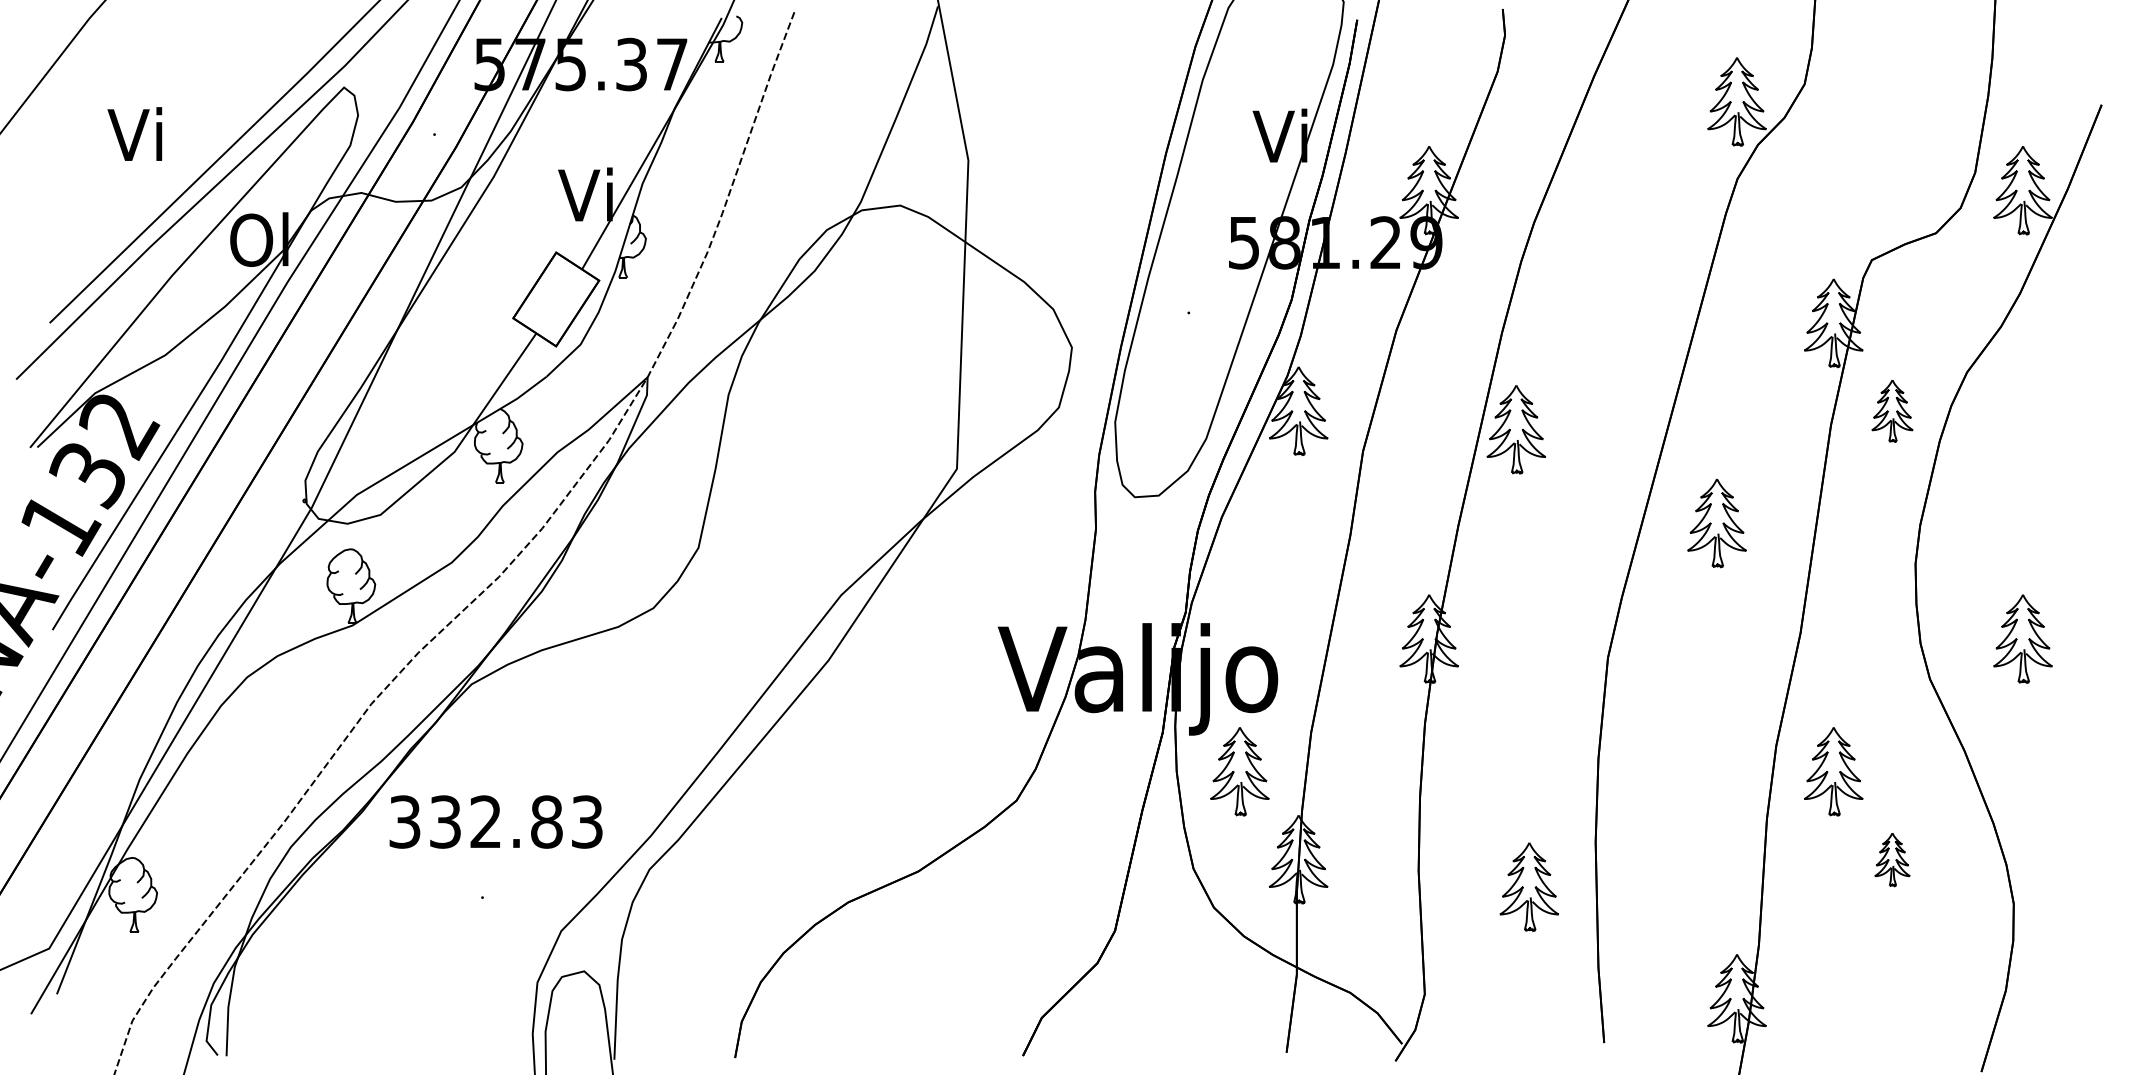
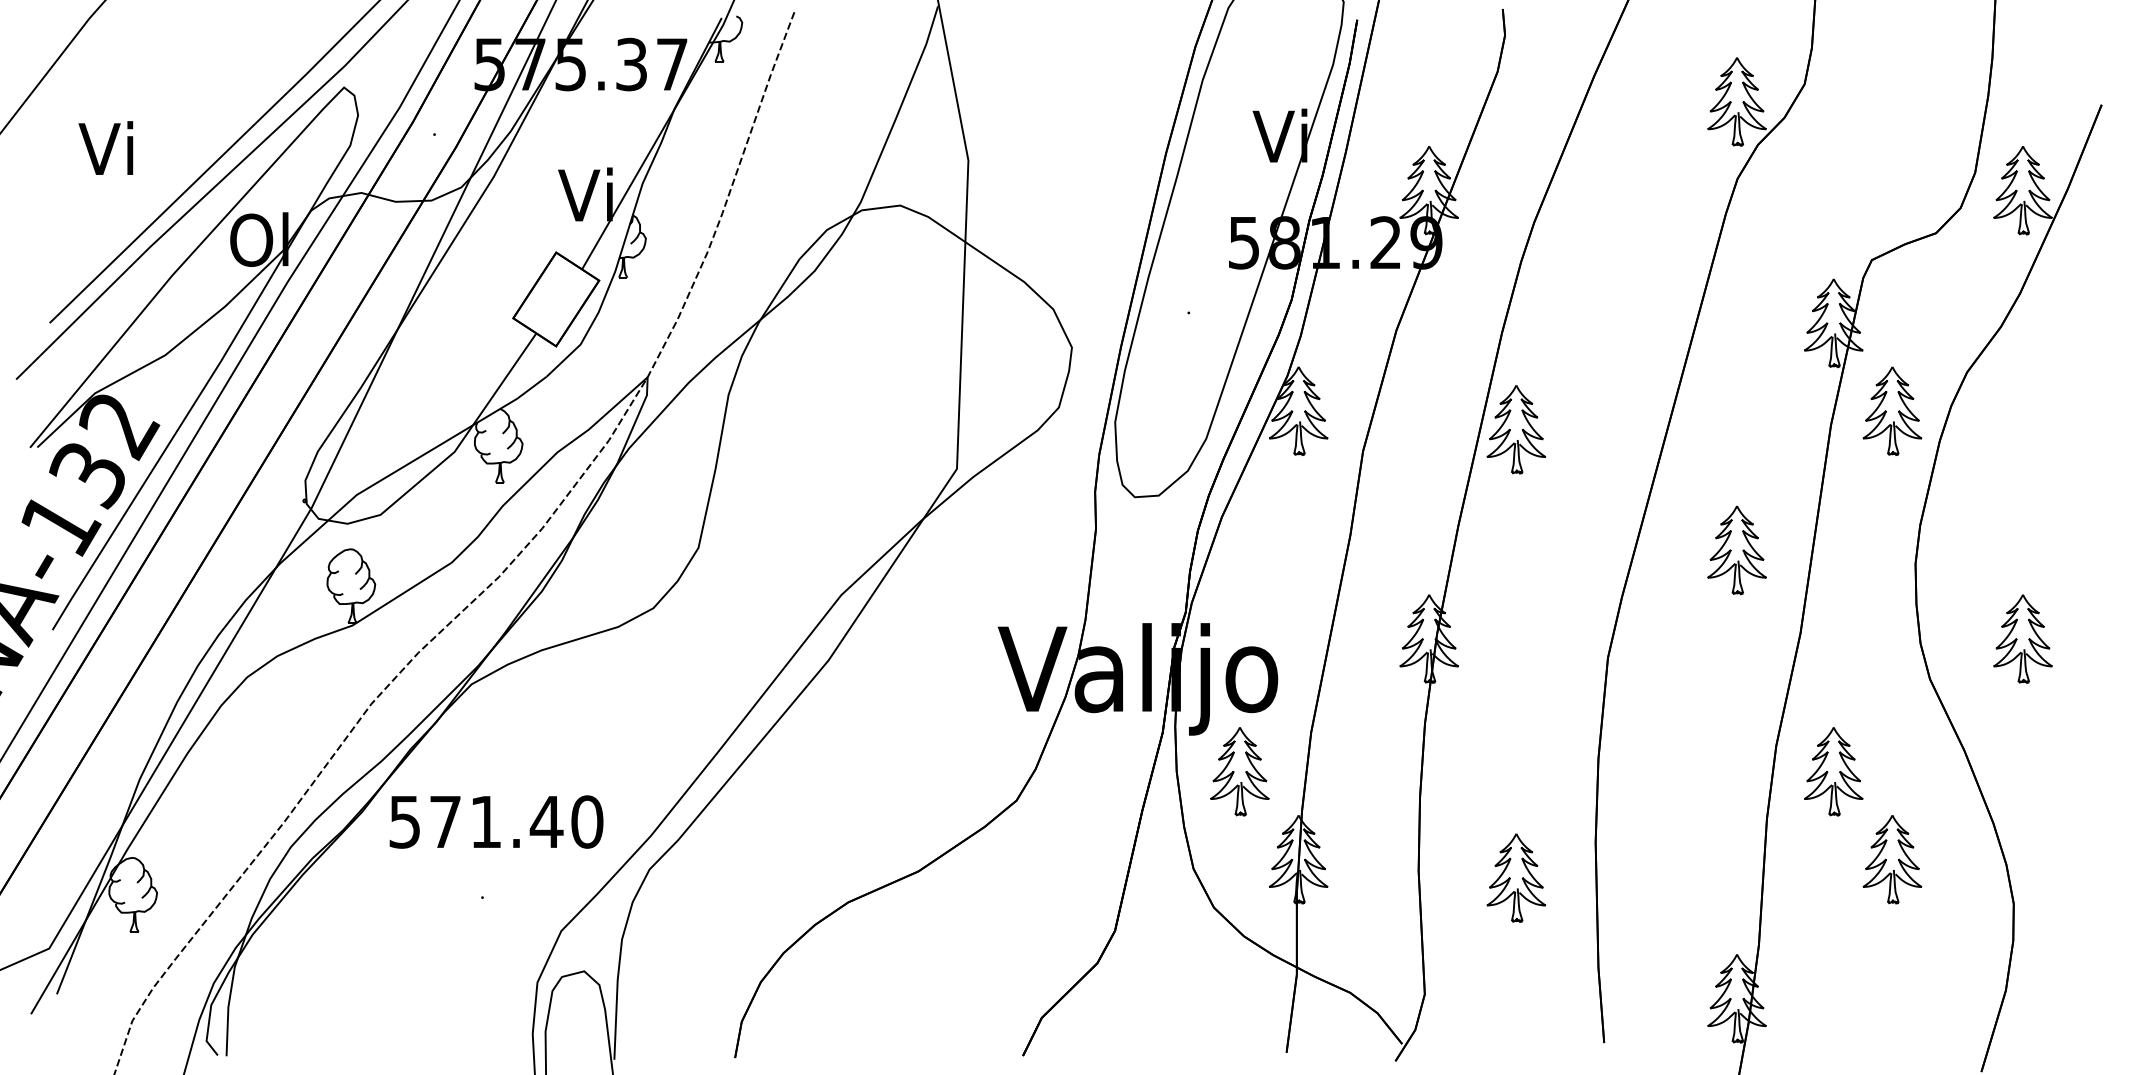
text position: (134, 133) -> (105, 147) (105, 147)
part size: 43x63 px -> 61x90 px (1892, 410)
part position: (1716, 523) -> (1736, 550) (1736, 550)
text: 332.83 -> 571.40 (496, 821)
part size: 37x55 px -> 61x90 px (1892, 859)
part position: (1528, 886) -> (1515, 877) (1515, 877)
